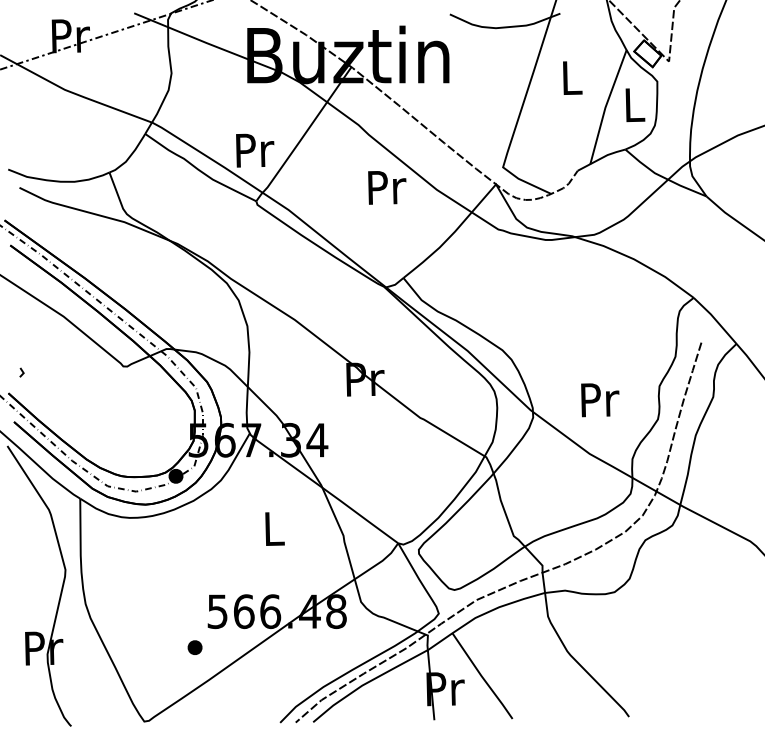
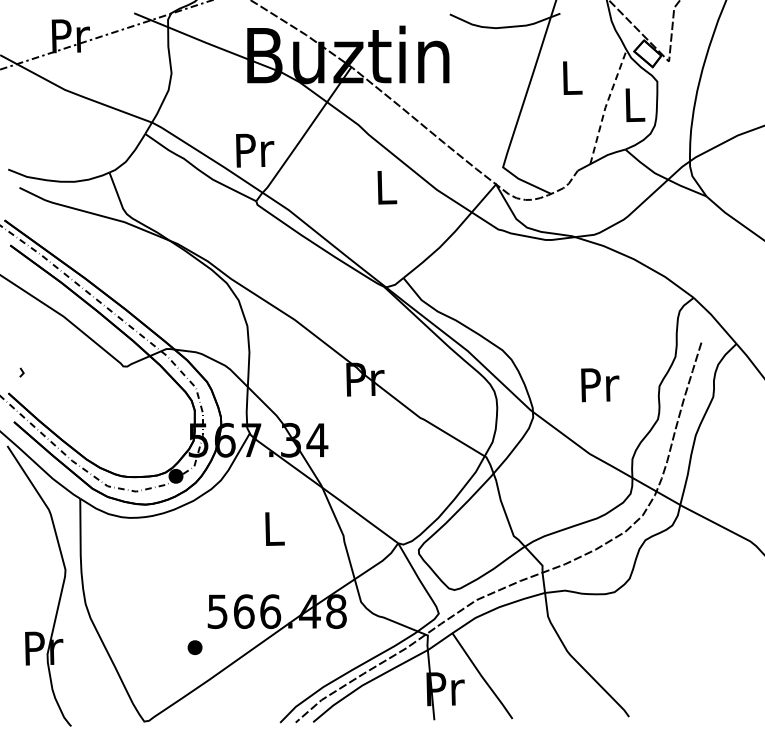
line: solid -> dashed (605, 106)
text: Pr -> L (387, 187)
text position: (600, 400) -> (600, 385) (600, 385)
